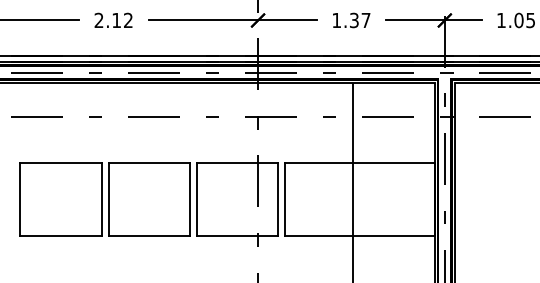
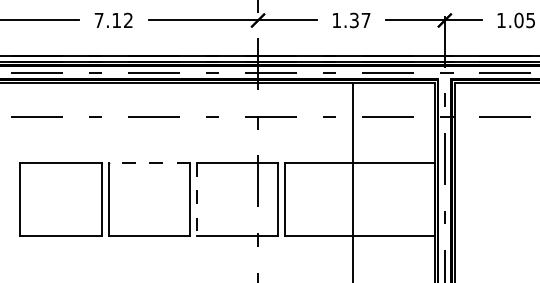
text: 2.12 -> 7.12 (98, 19)
line: solid -> dashed (149, 163)
line: solid -> dashed (196, 199)
